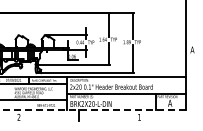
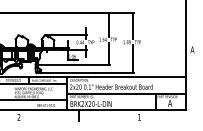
line: dashed -> solid (92, 110)
